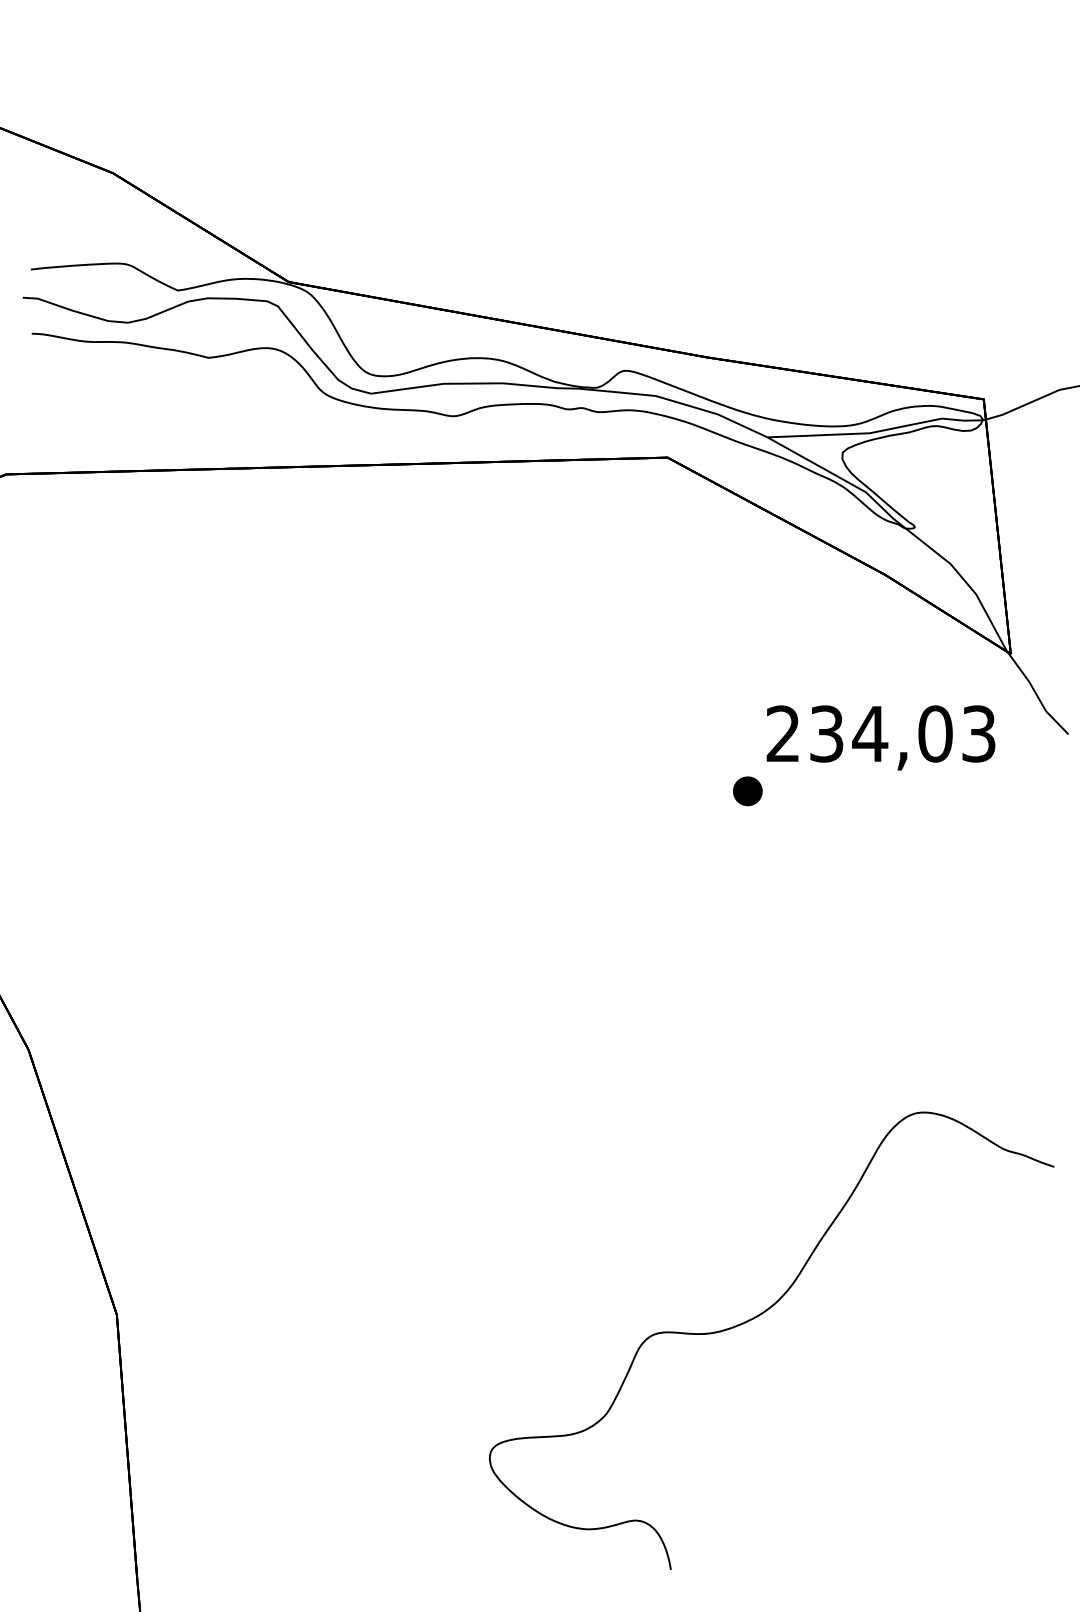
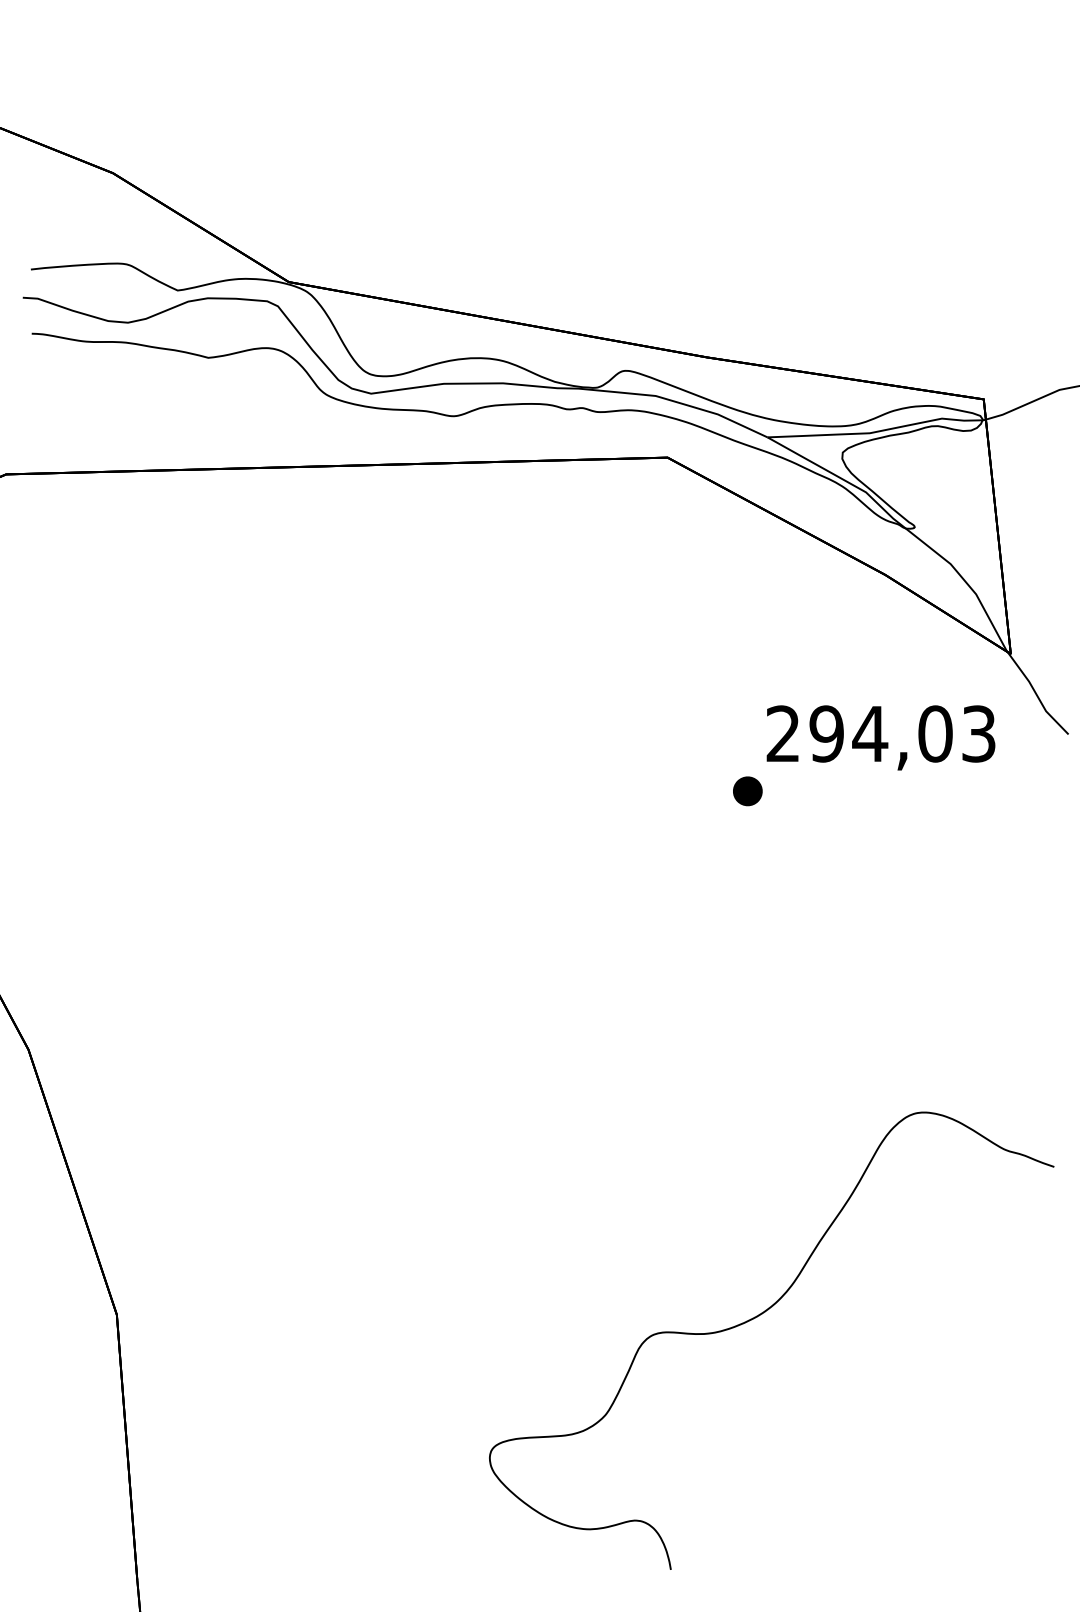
text: 234,03 -> 294,03 (826, 733)
